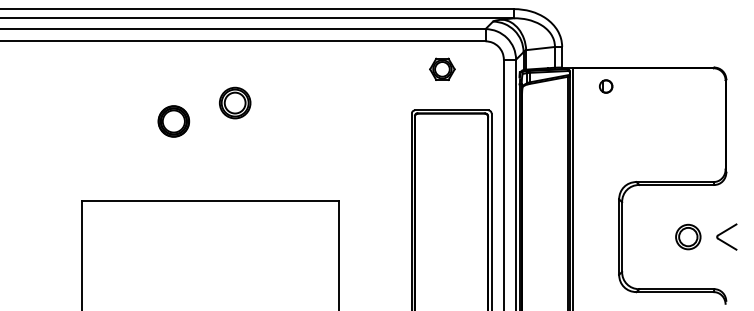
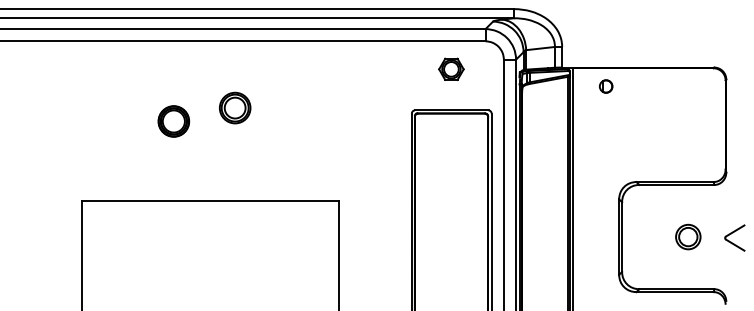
part position: (442, 68) -> (451, 68) (451, 68)
part position: (235, 102) -> (235, 107) (235, 107)
part position: (726, 236) -> (734, 237) (734, 237)
